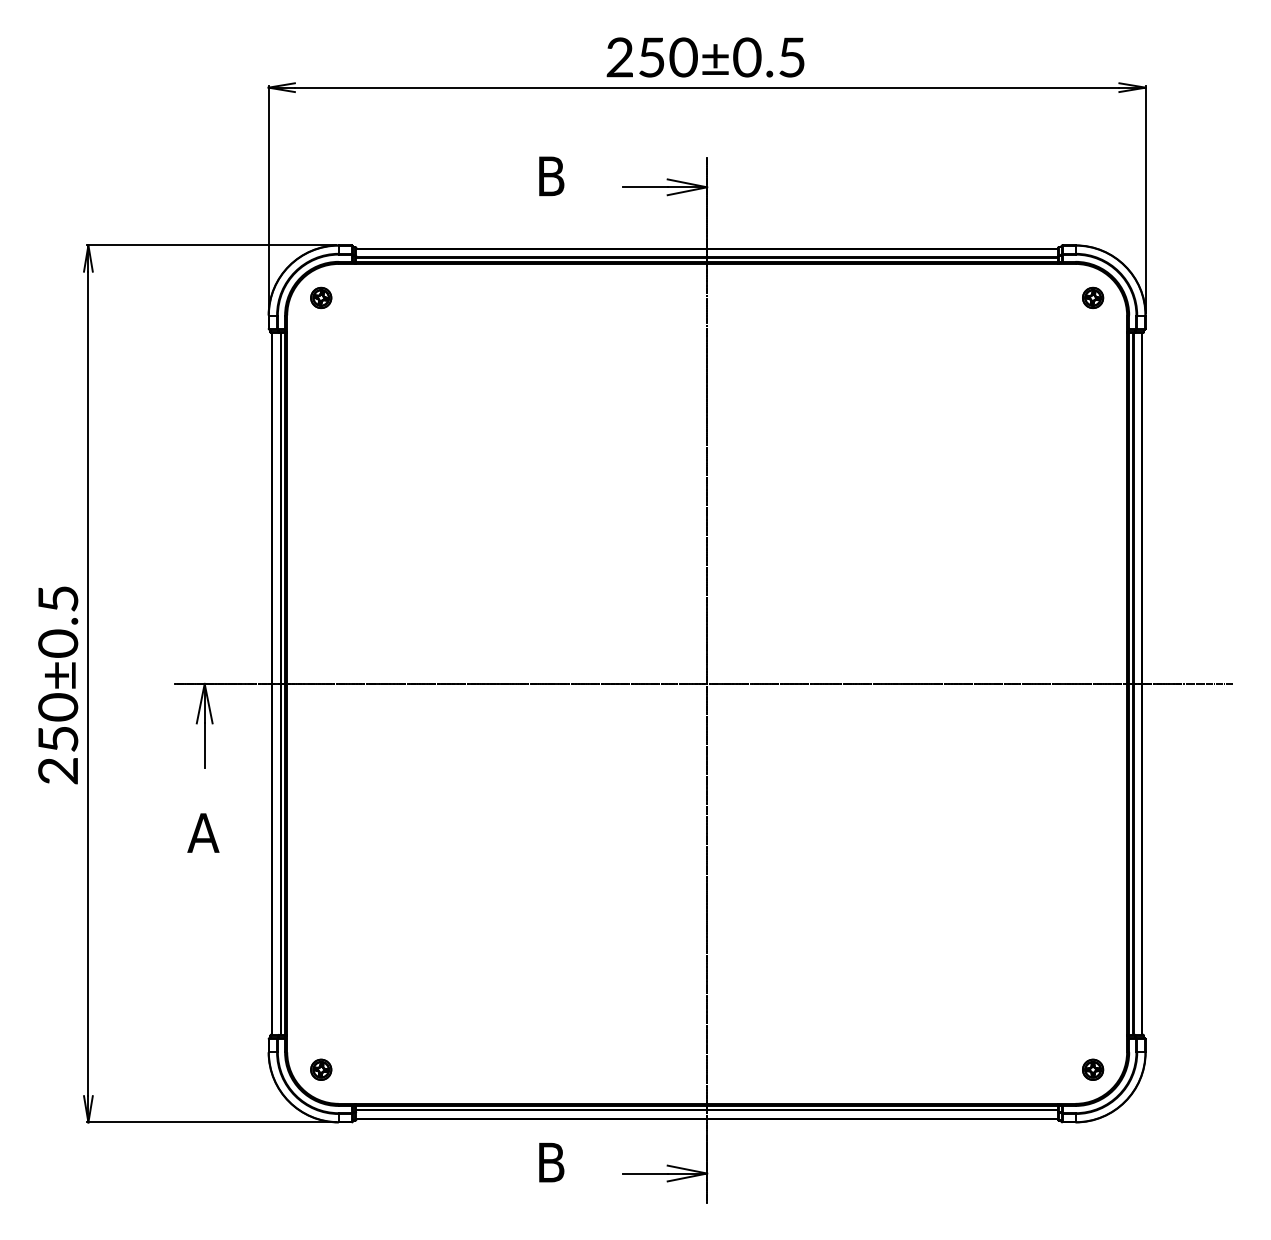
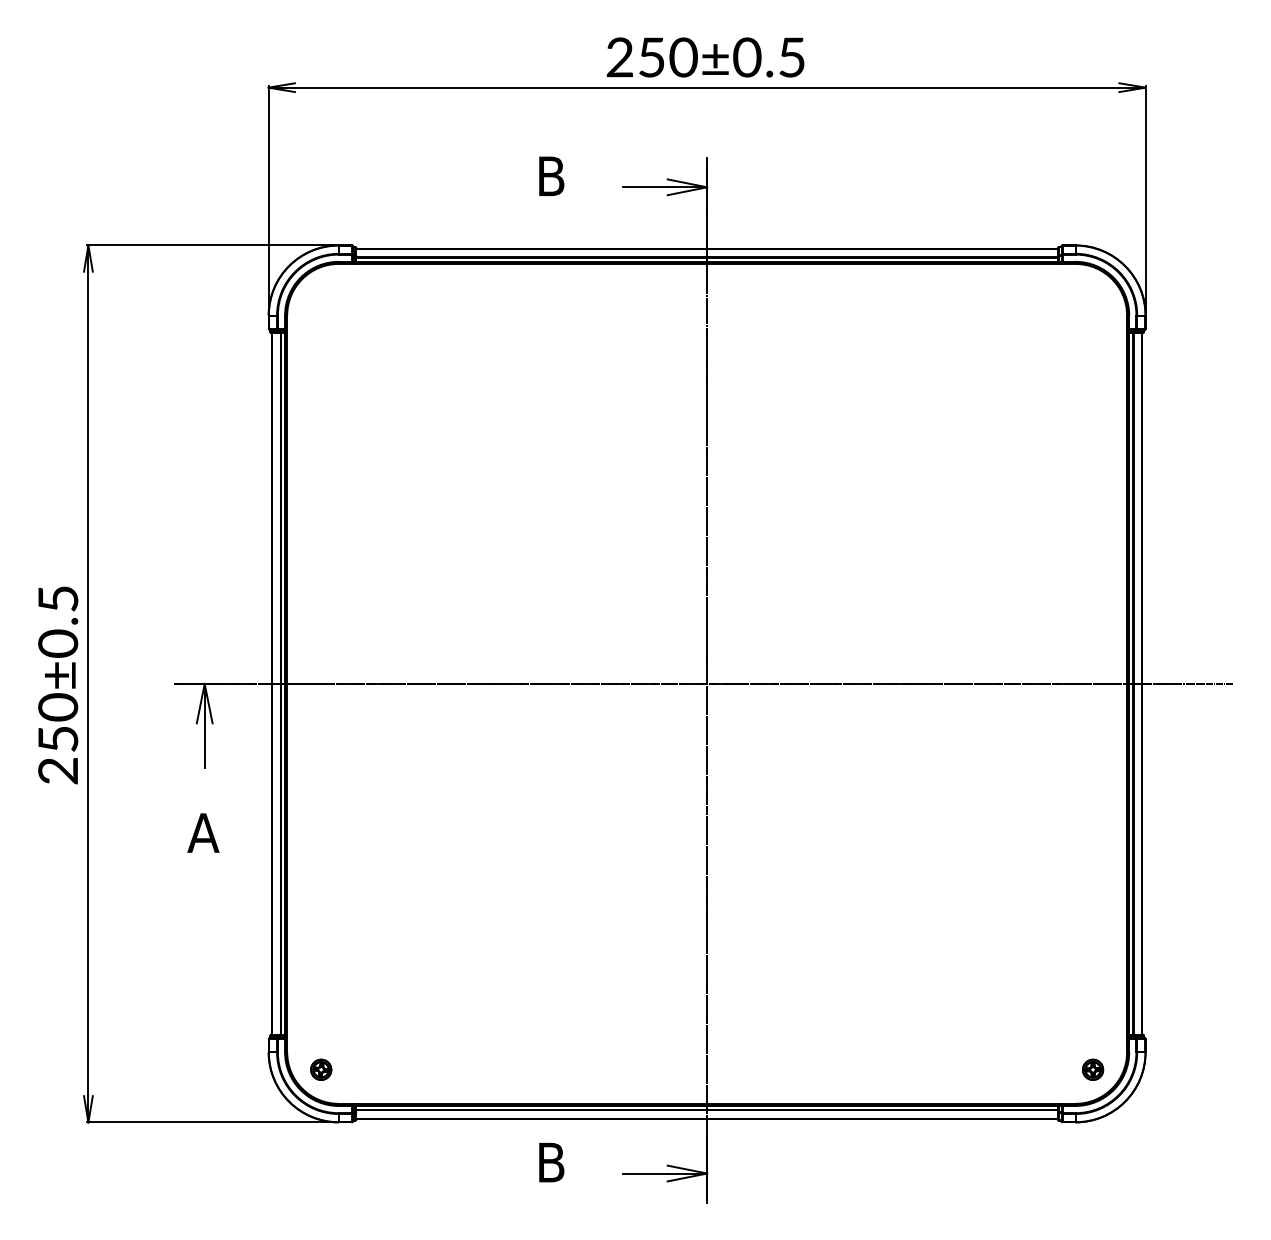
part: present -> none (321, 297)
part: present -> none (1093, 297)
